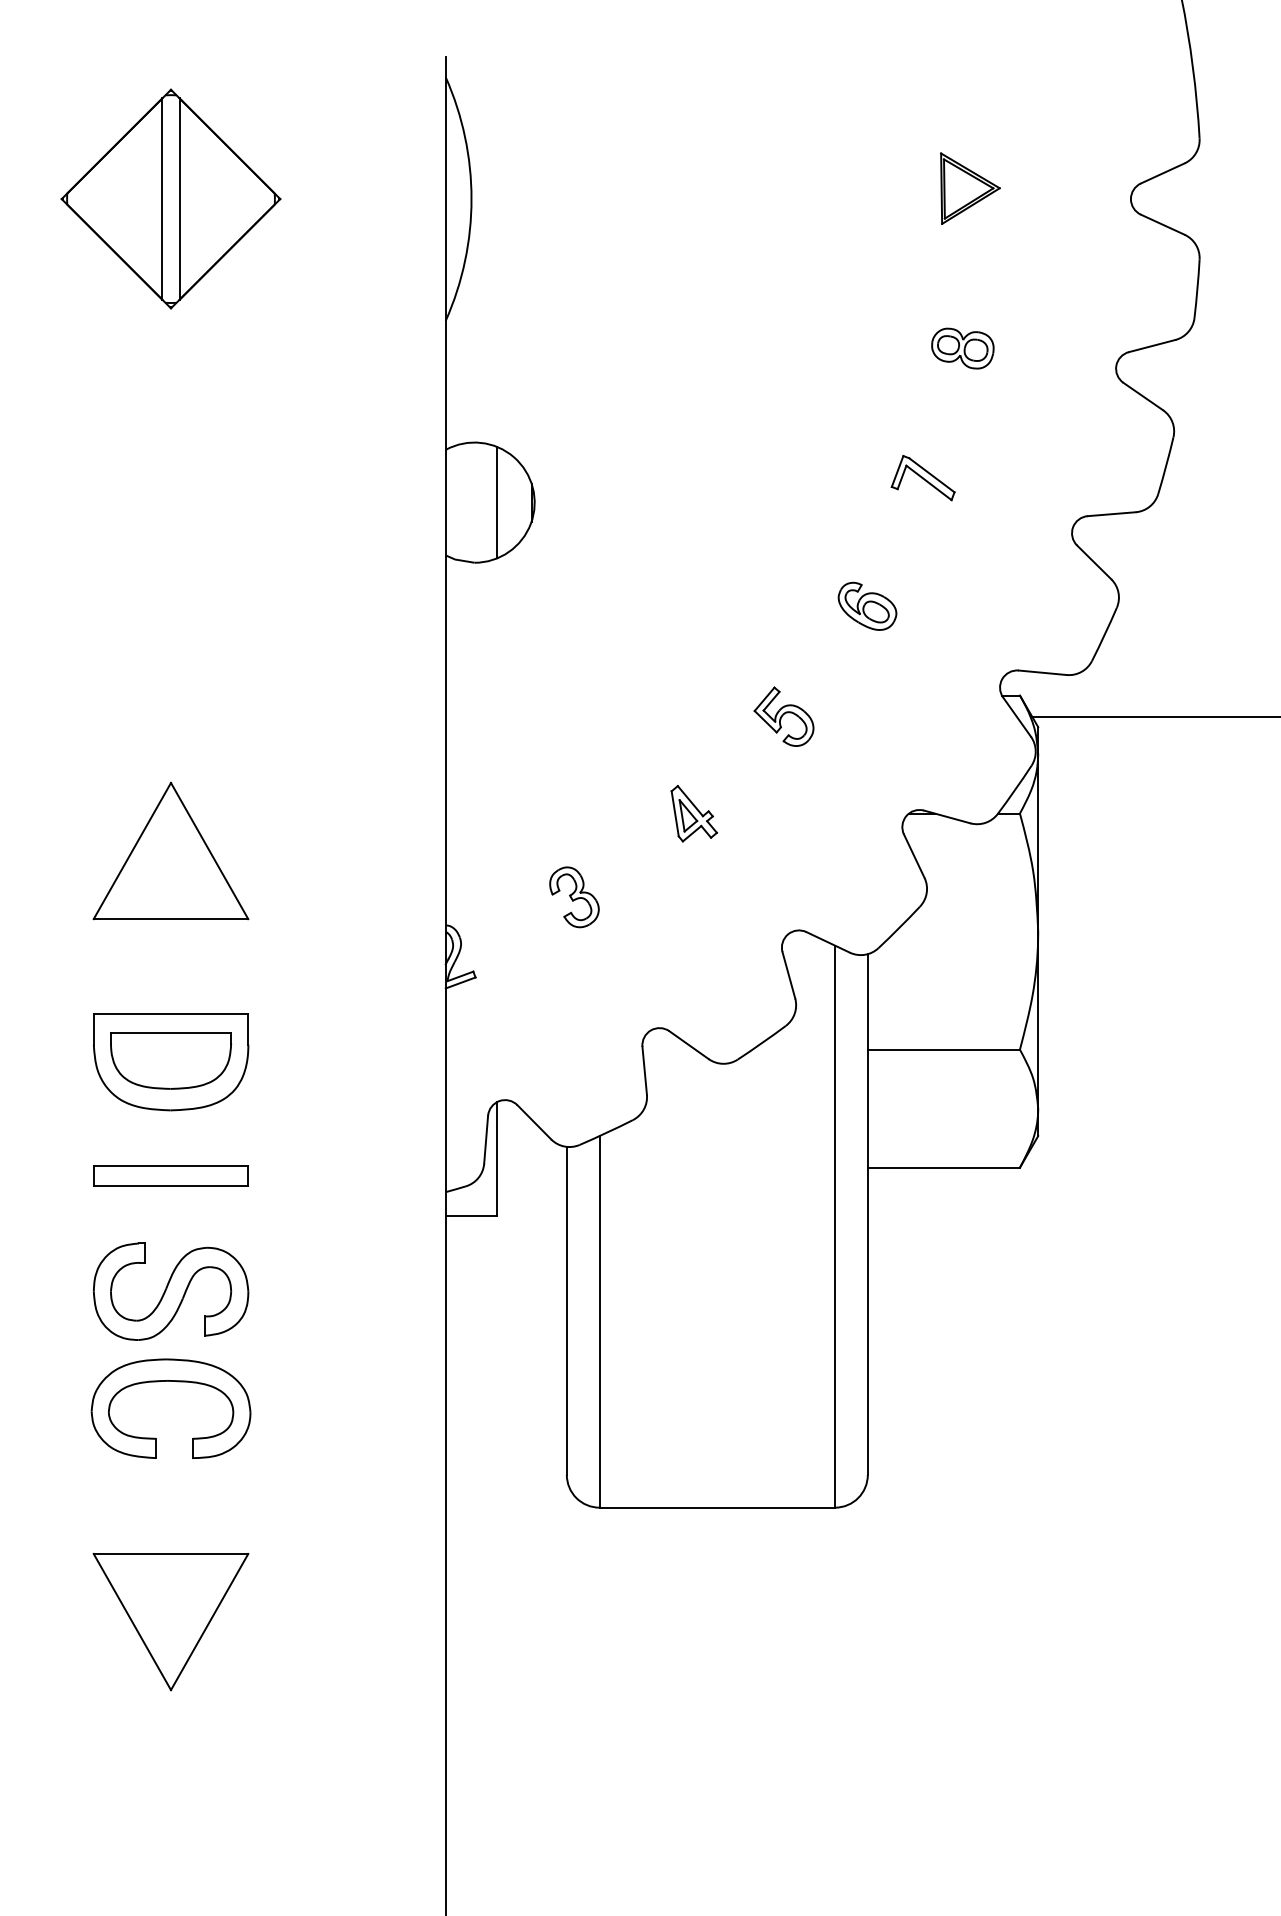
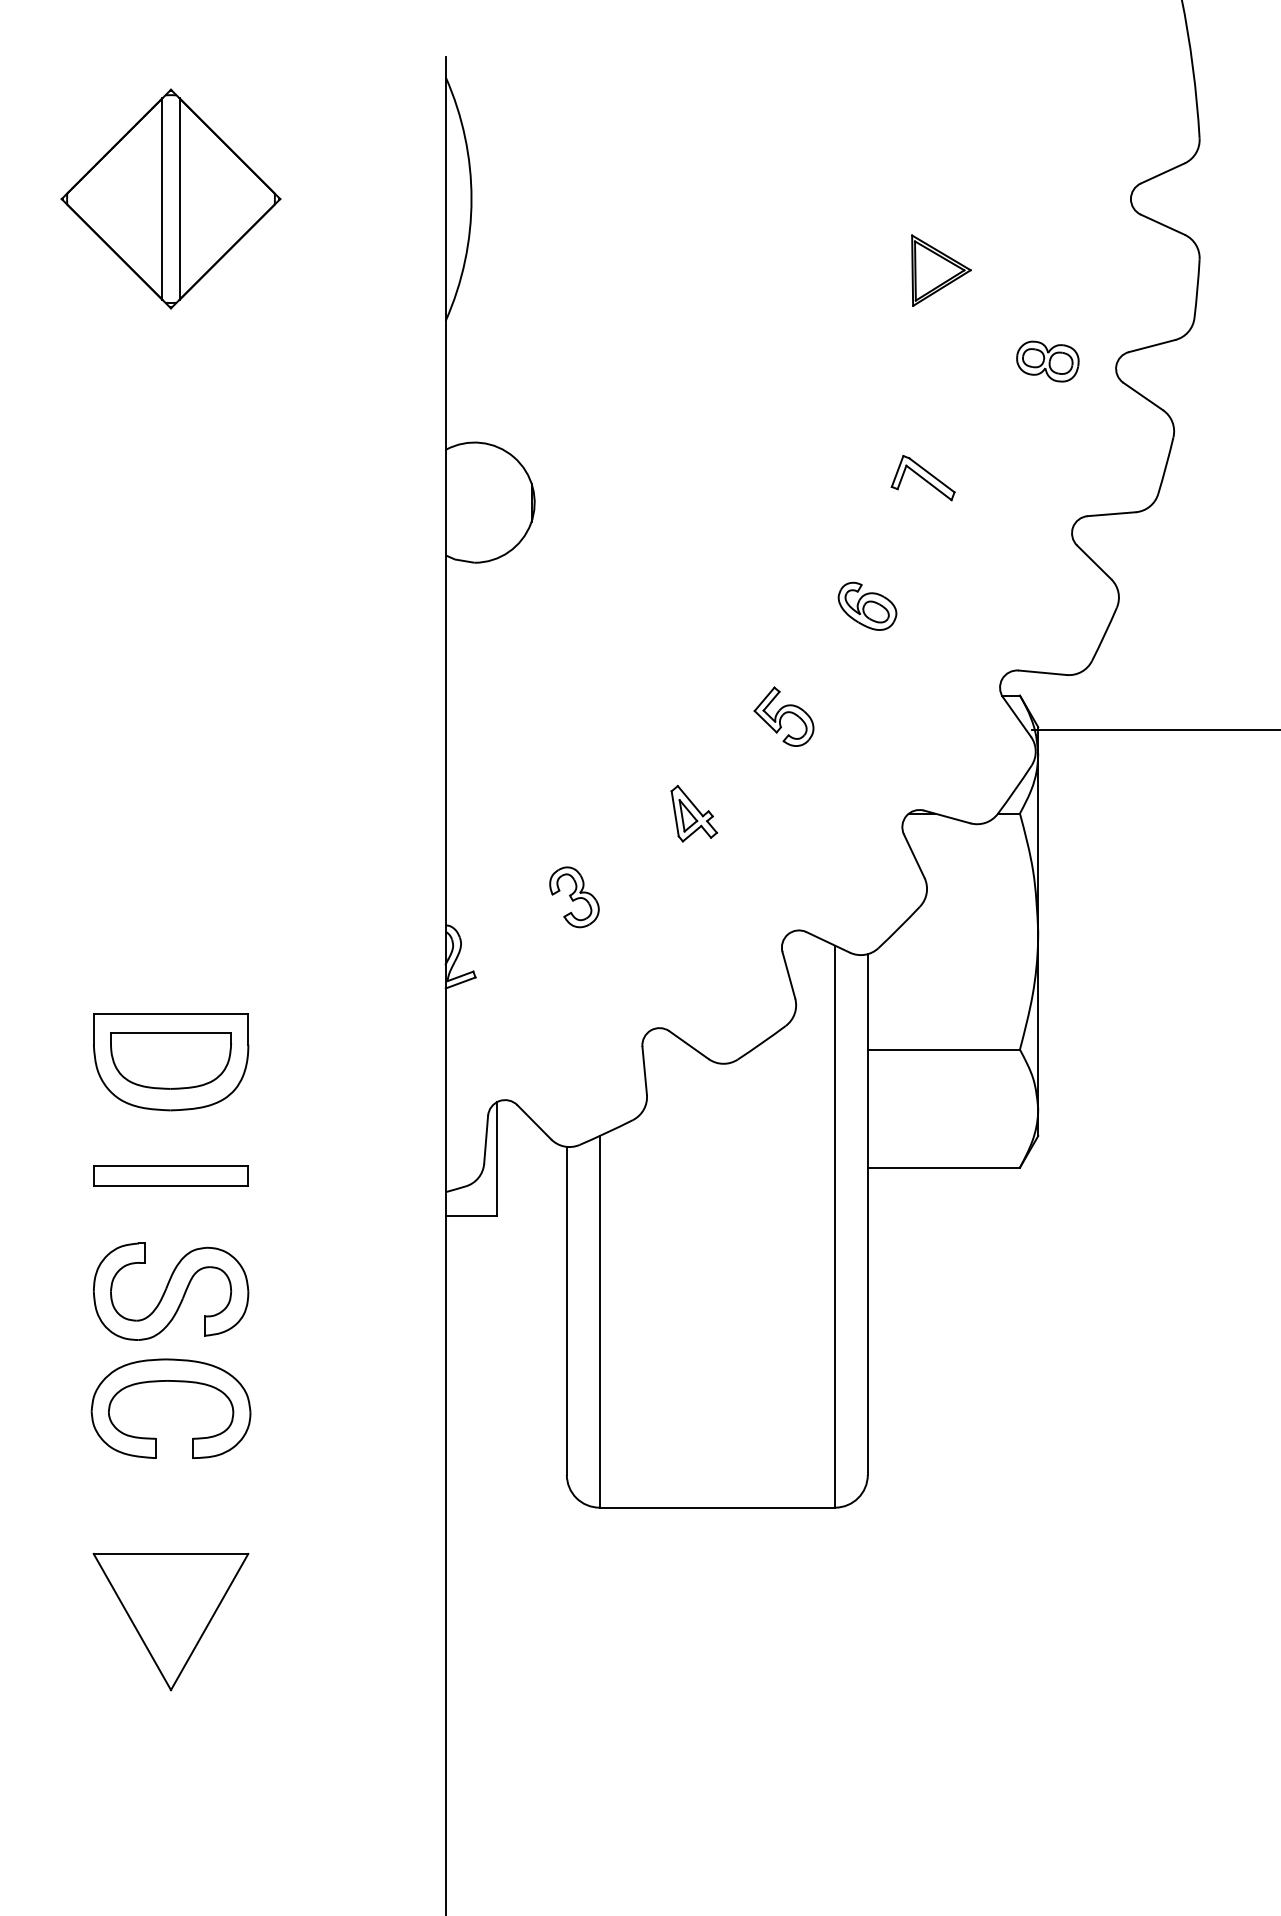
part position: (970, 188) -> (941, 270) (941, 270)
part position: (962, 348) -> (1047, 361) (1047, 361)
line: present -> none (497, 502)
line position: (1154, 717) -> (1154, 730) (1154, 730)
part: present -> none (170, 850)
